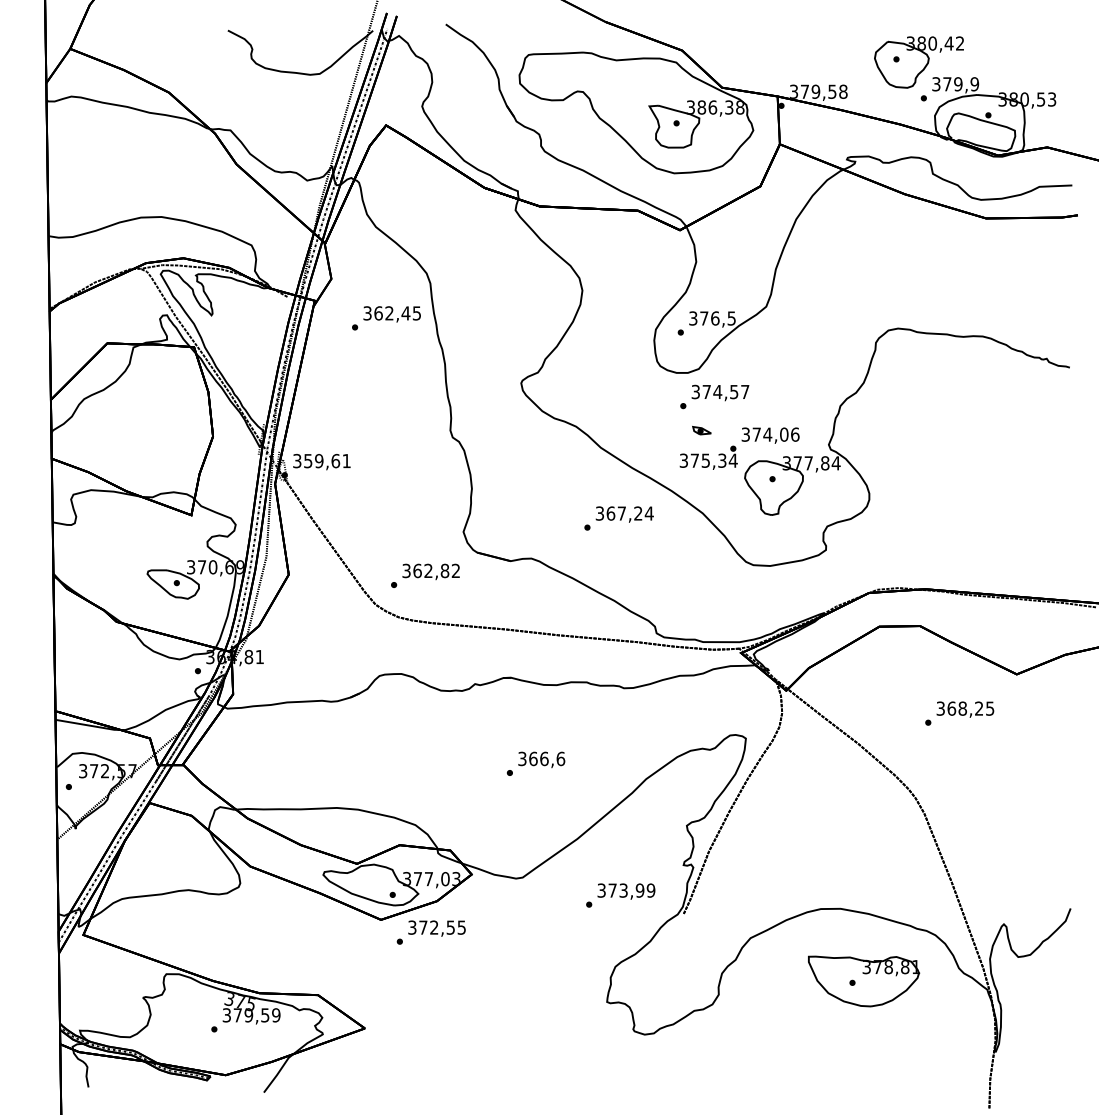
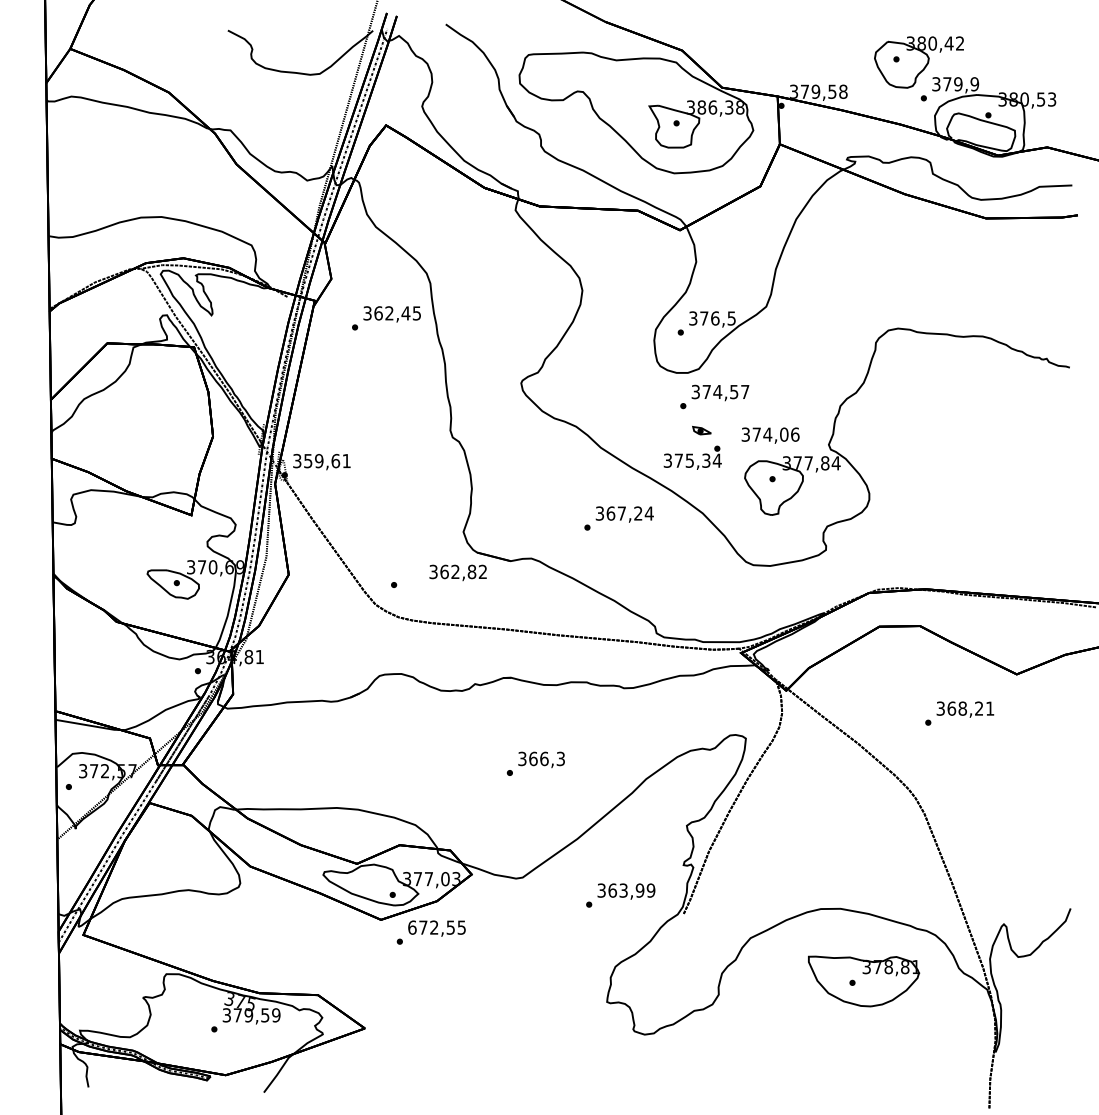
text position: (708, 457) -> (692, 457) (692, 457)
text position: (430, 571) -> (457, 572) (457, 572)
text: 368,25 -> 368,21 (990, 708)
text: 366,6 -> 366,3 (560, 758)
text: 373,99 -> 363,99 (612, 890)
text: 372,55 -> 672,55 (412, 927)
